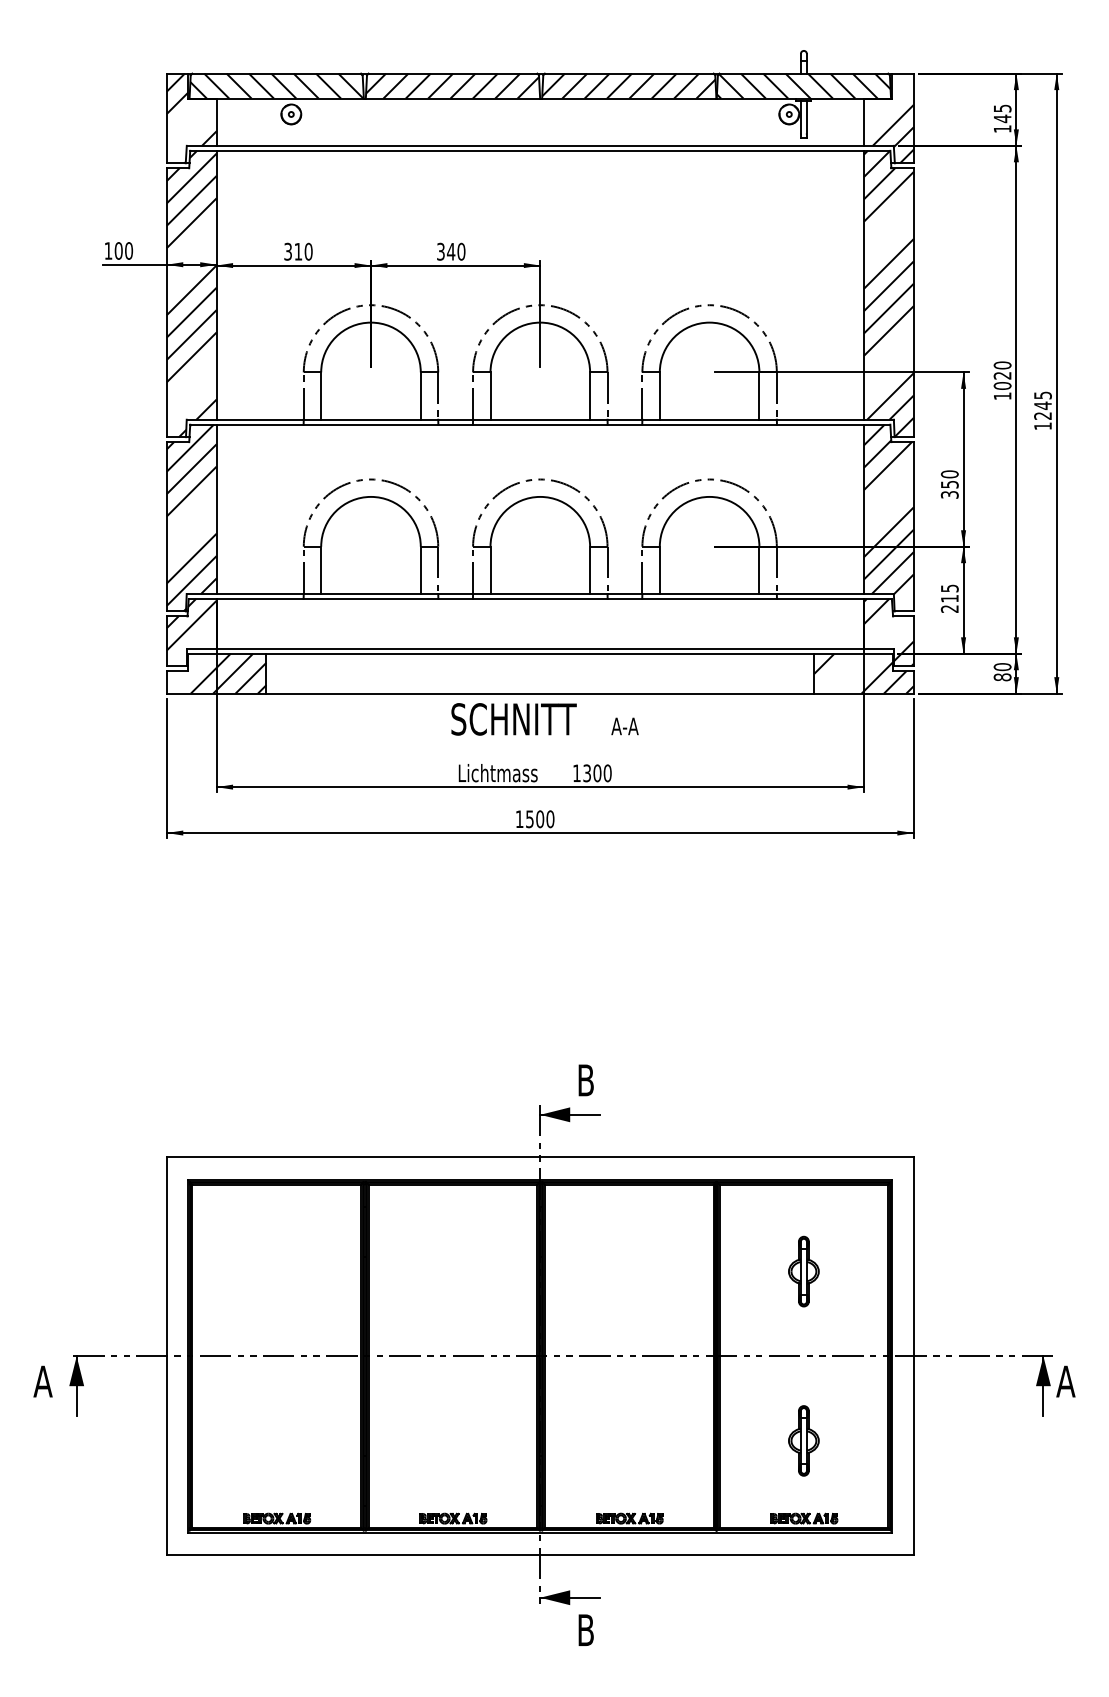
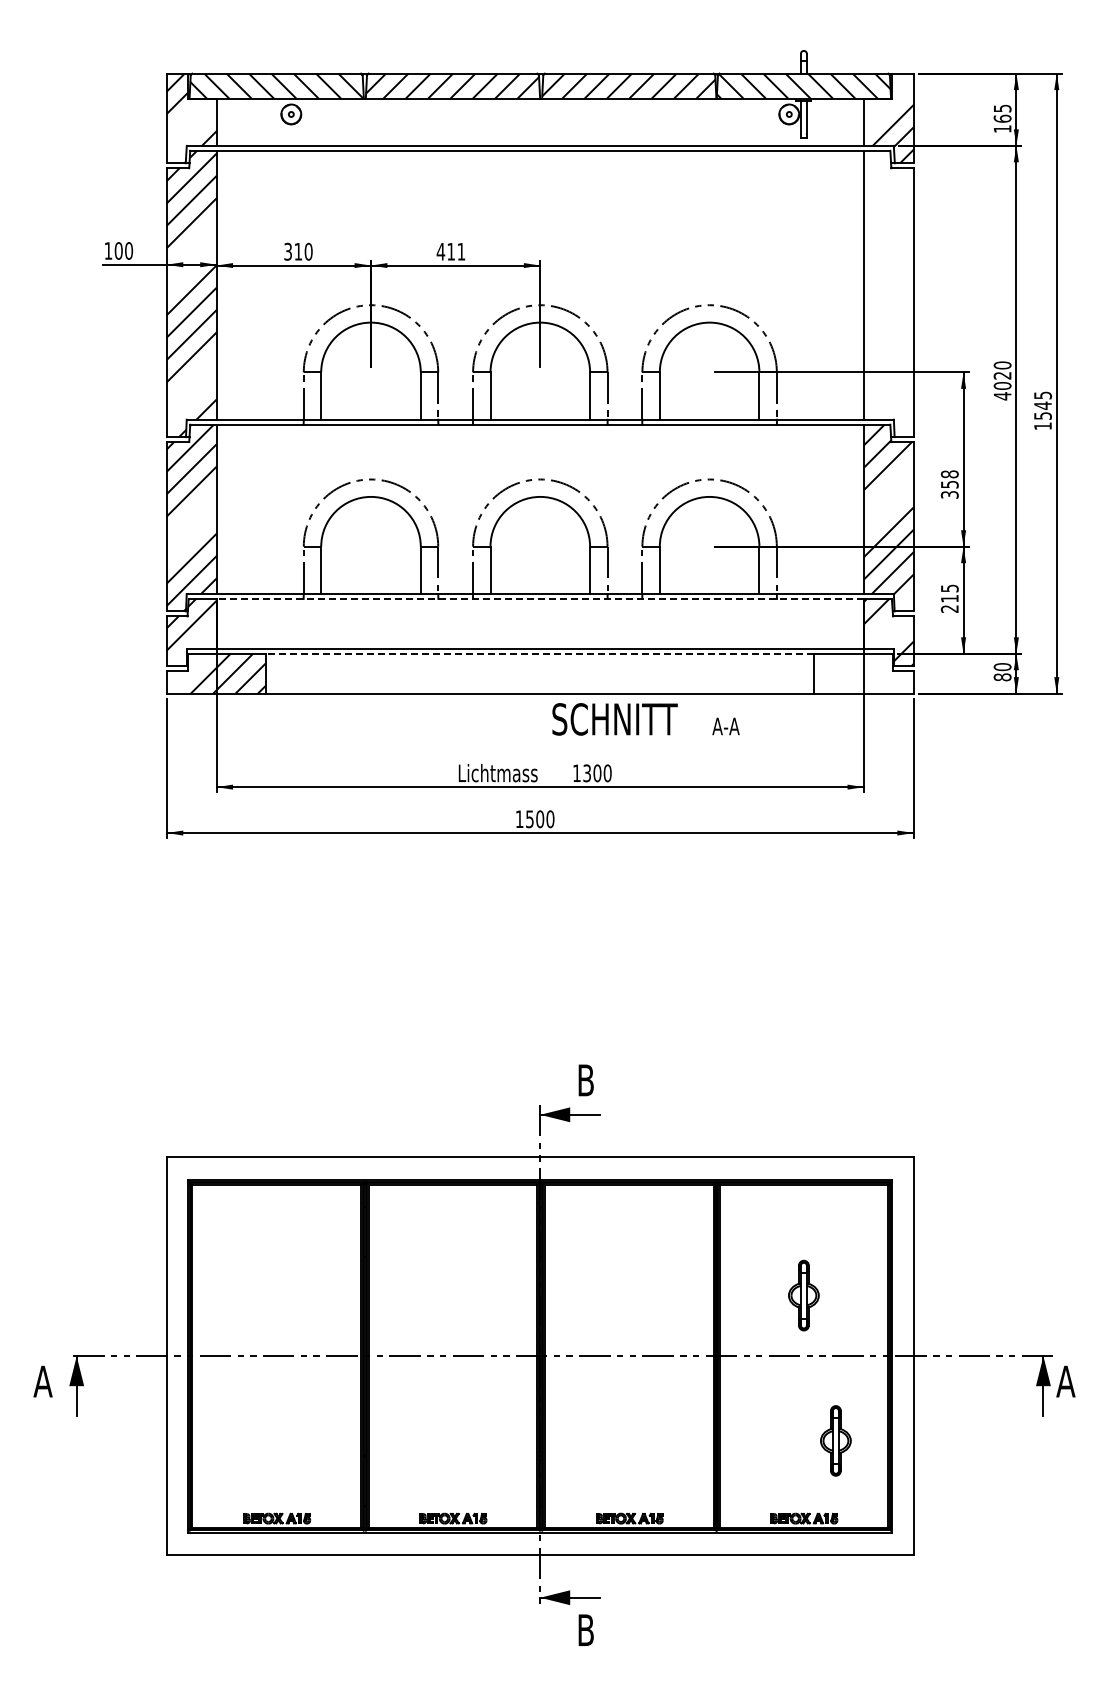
text: 145 -> 165 (1002, 118)
text: 340 -> 411 (450, 251)
hatch: present -> none (888, 293)
text: 1020 -> 4020 (1002, 396)
text: 1245 -> 1545 (1042, 415)
text: 350 -> 358 (949, 474)
line: solid -> dashed (540, 599)
line: solid -> dashed (540, 653)
hatch: present -> none (863, 673)
text position: (544, 719) -> (645, 719) (645, 719)
part position: (803, 1271) -> (803, 1295) (803, 1295)
part position: (803, 1440) -> (835, 1440) (835, 1440)
